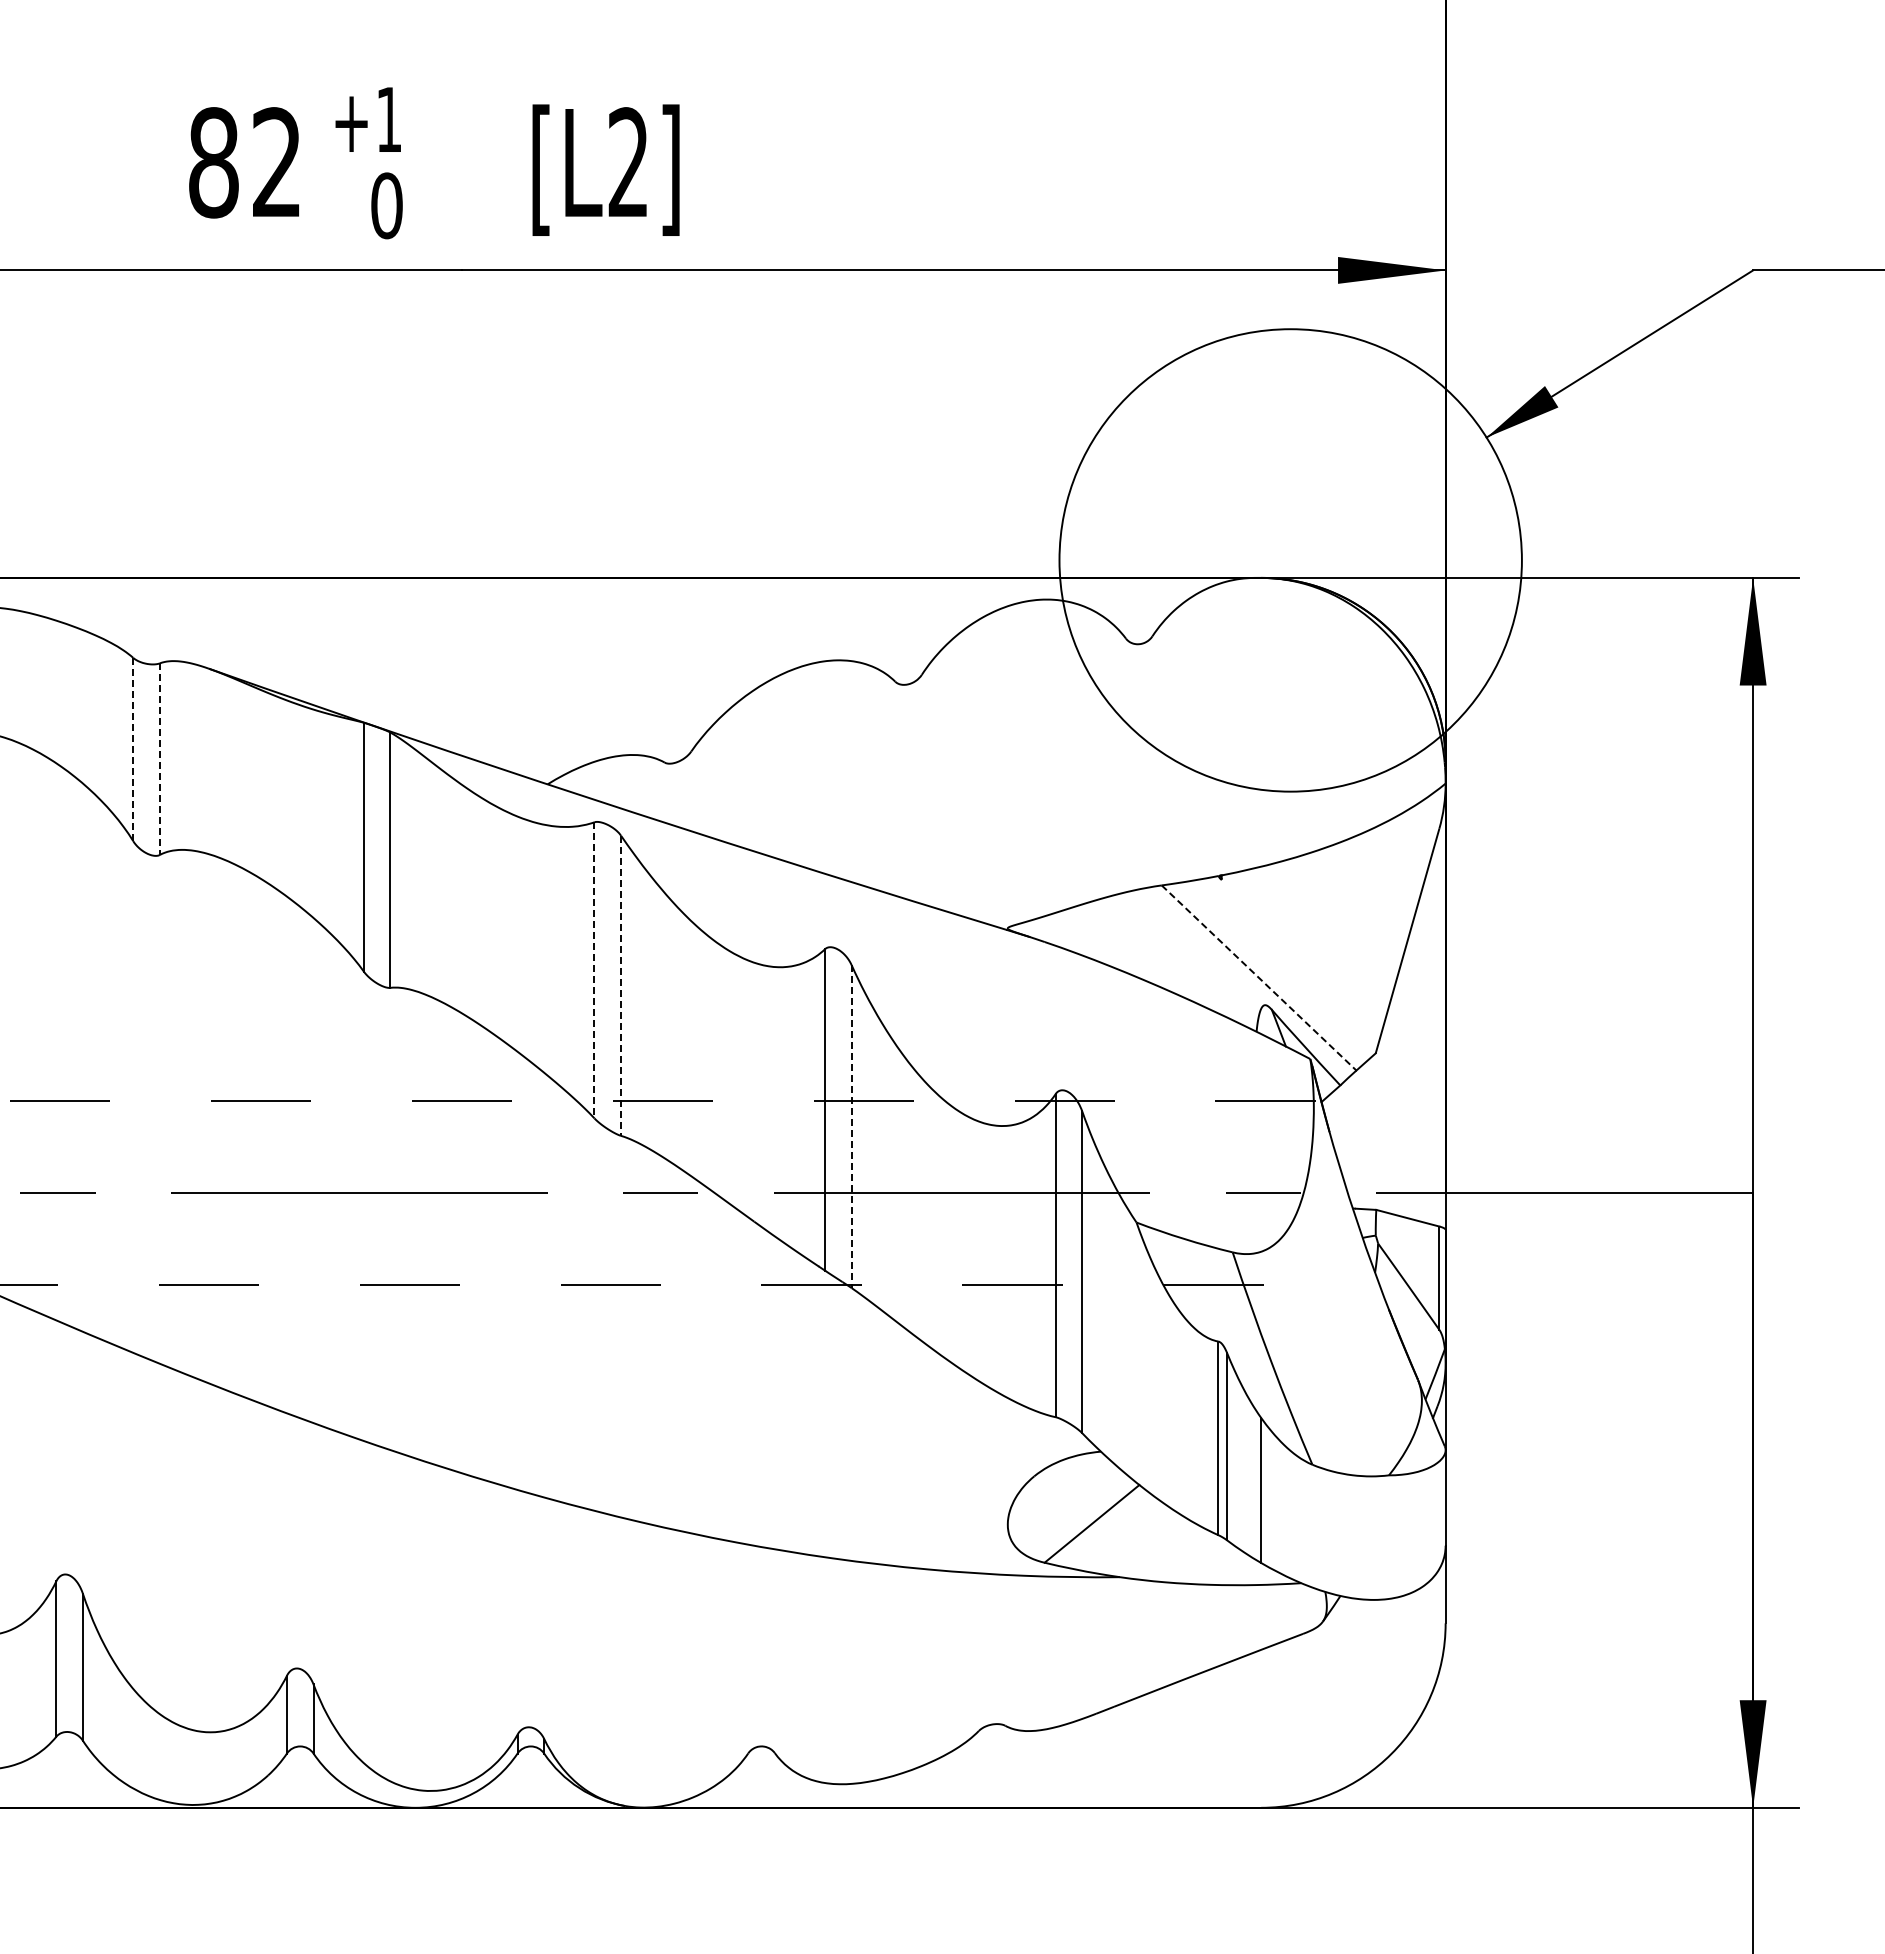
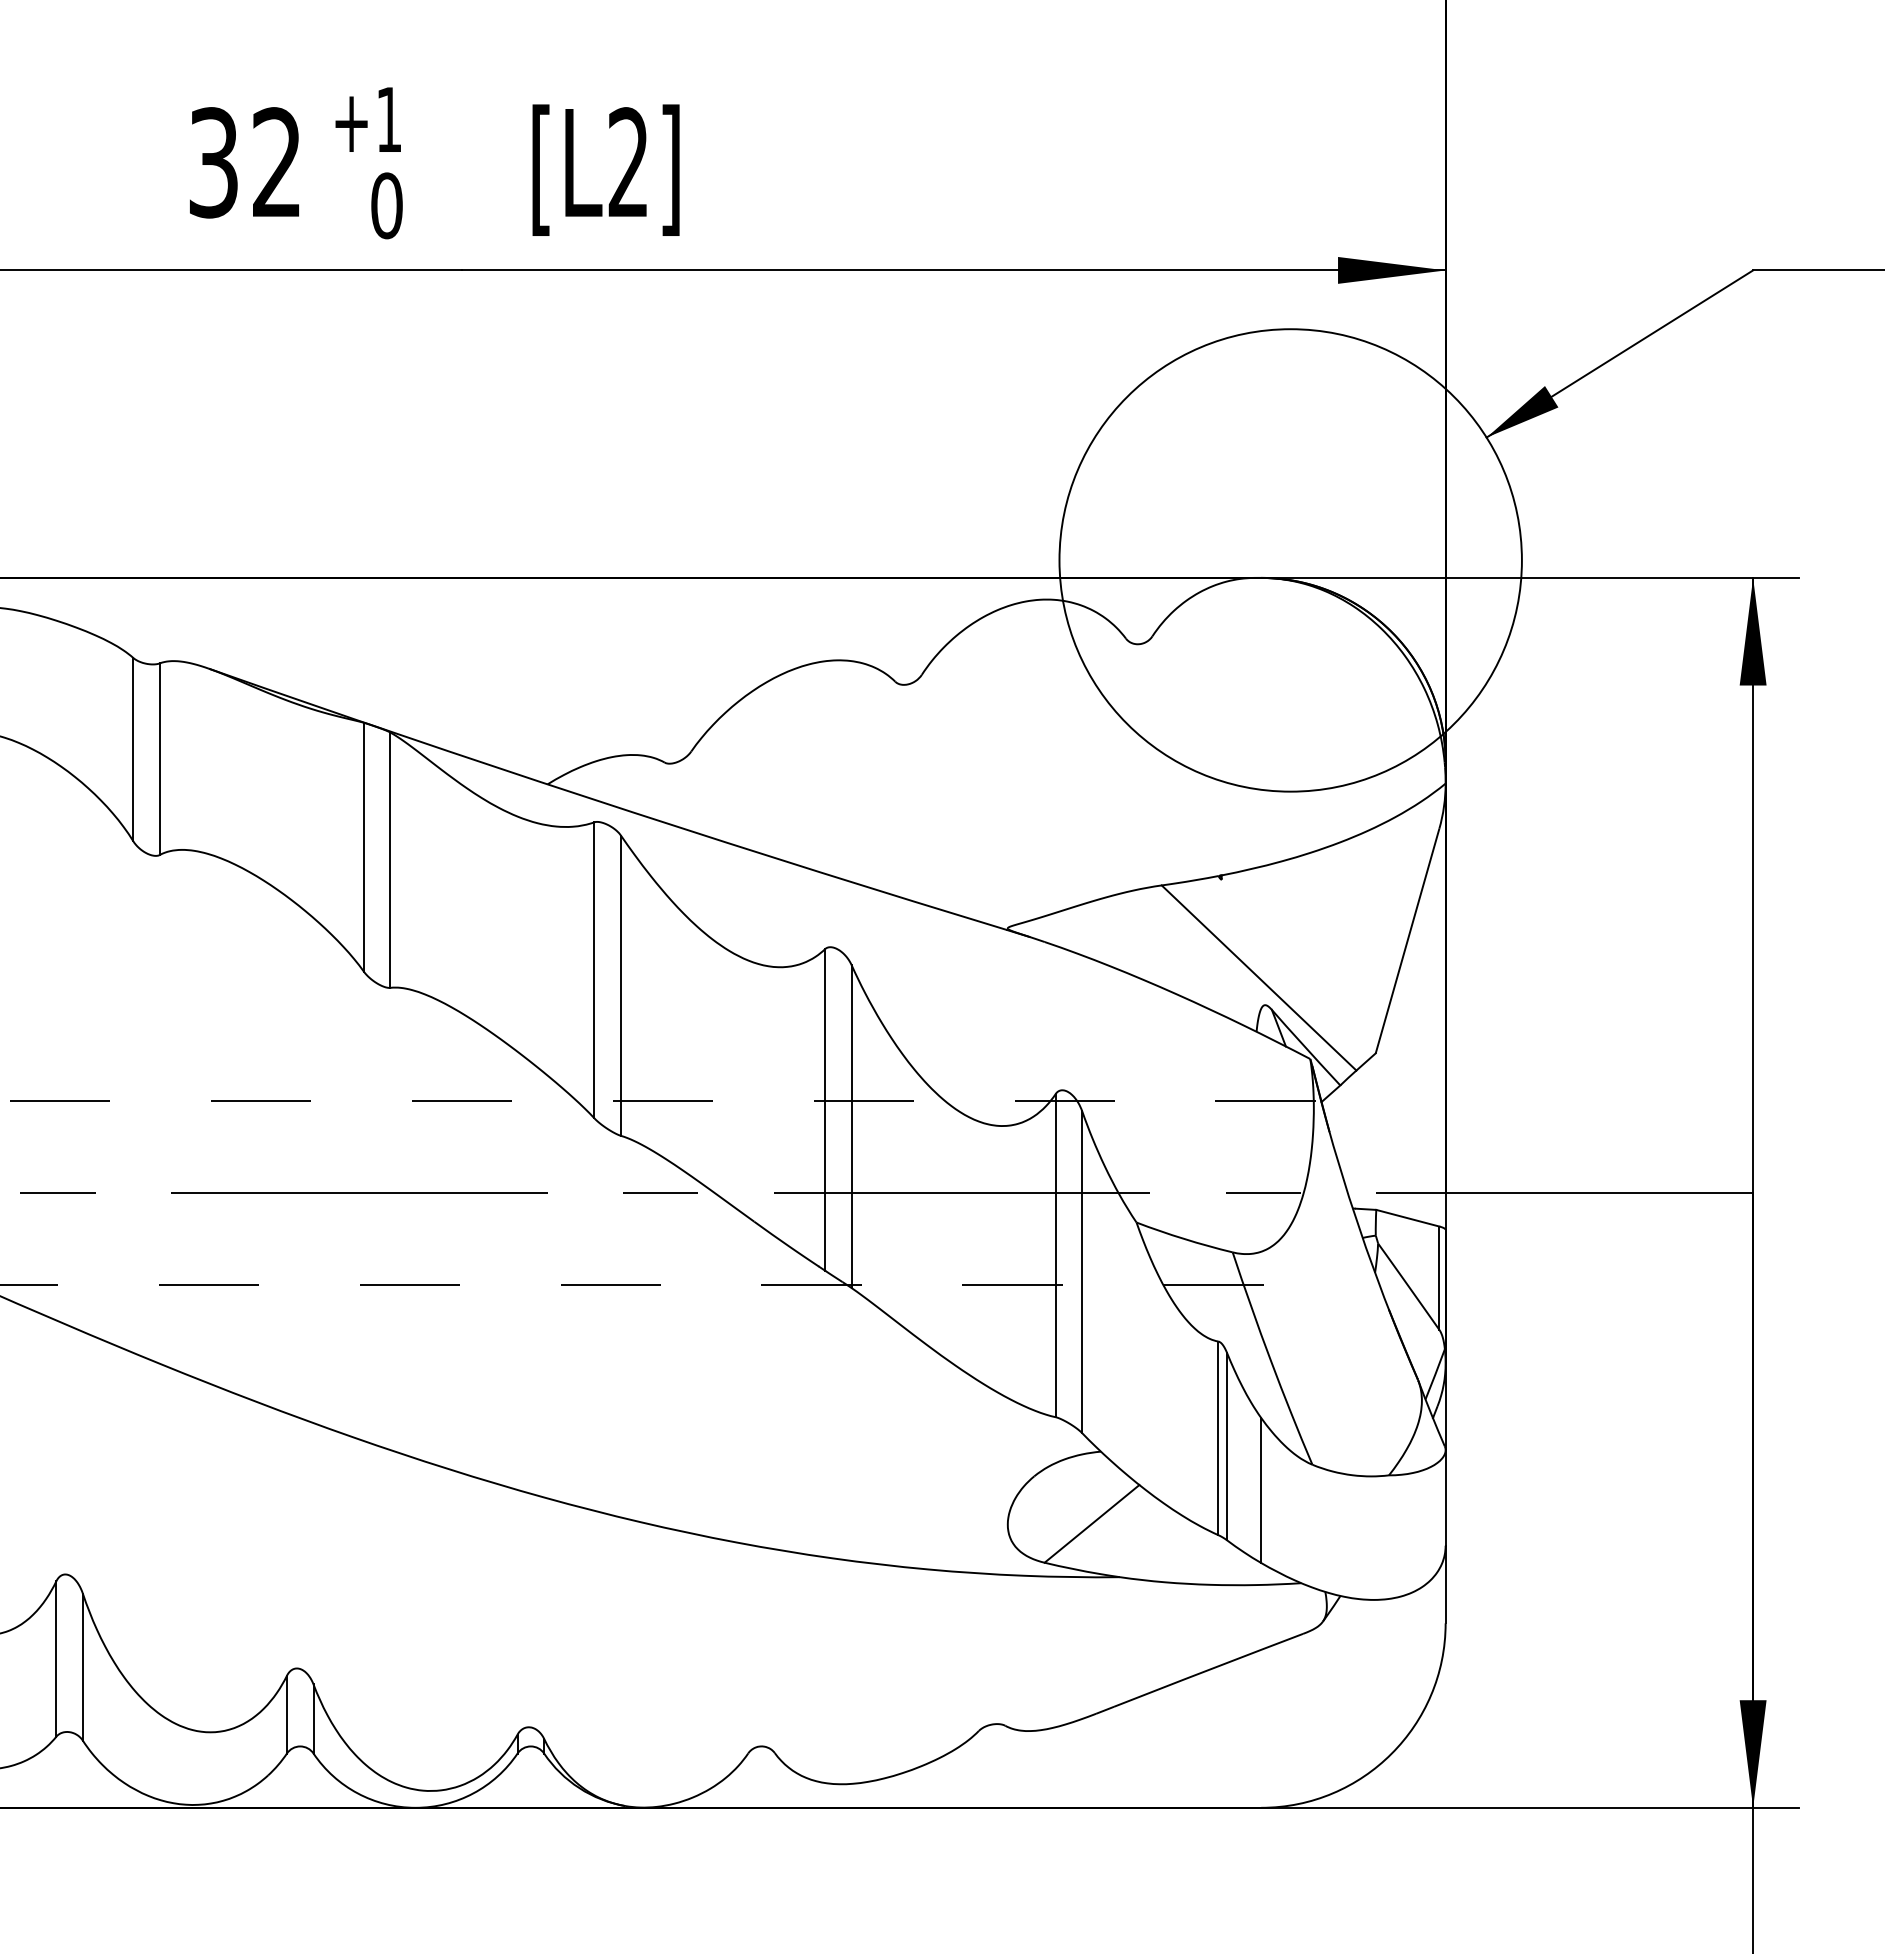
text: 82 -> 32 (213, 162)
line: dashed -> solid (133, 749)
line: dashed -> solid (159, 759)
line: dashed -> solid (594, 970)
line: dashed -> solid (1259, 978)
line: dashed -> solid (621, 986)
line: dashed -> solid (851, 1127)
